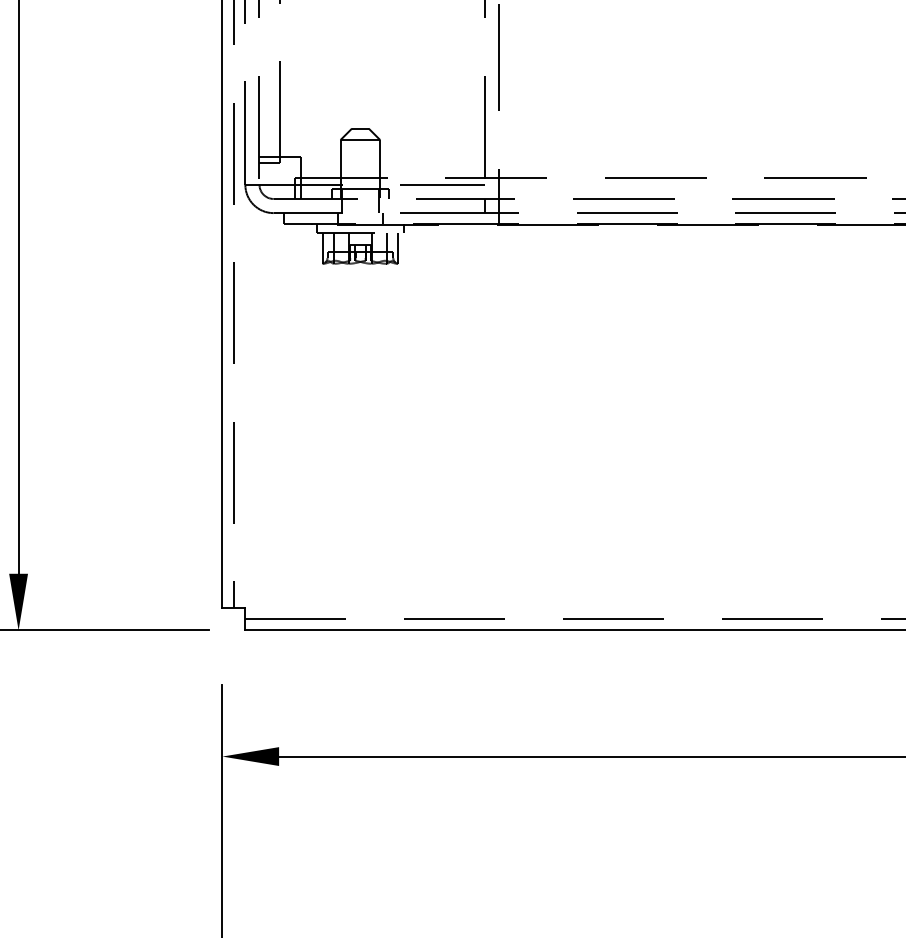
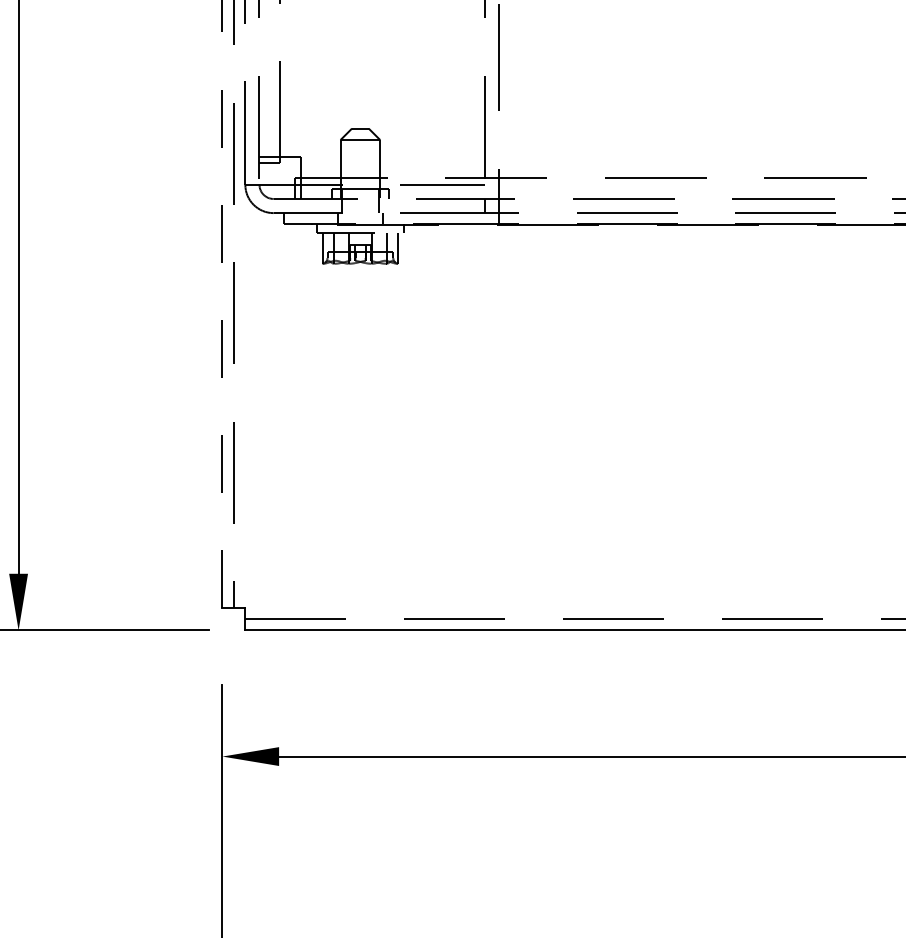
line: solid -> dashed (222, 303)
